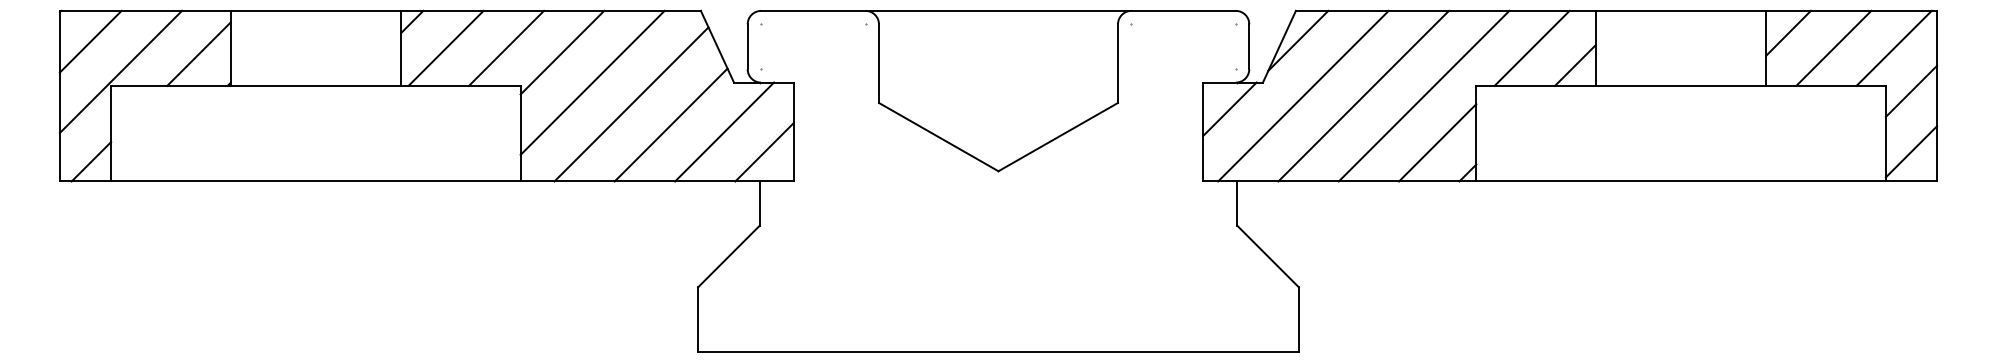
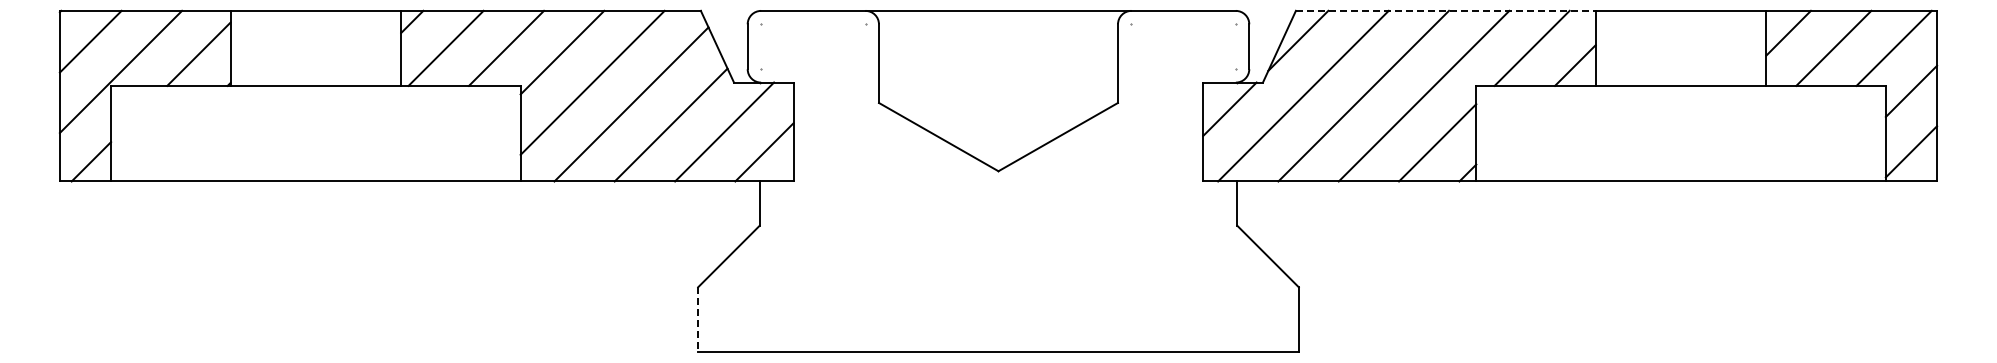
line: solid -> dashed (1445, 10)
line: solid -> dashed (698, 320)
